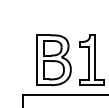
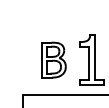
part size: 36x52 px -> 26x38 px (53, 59)
